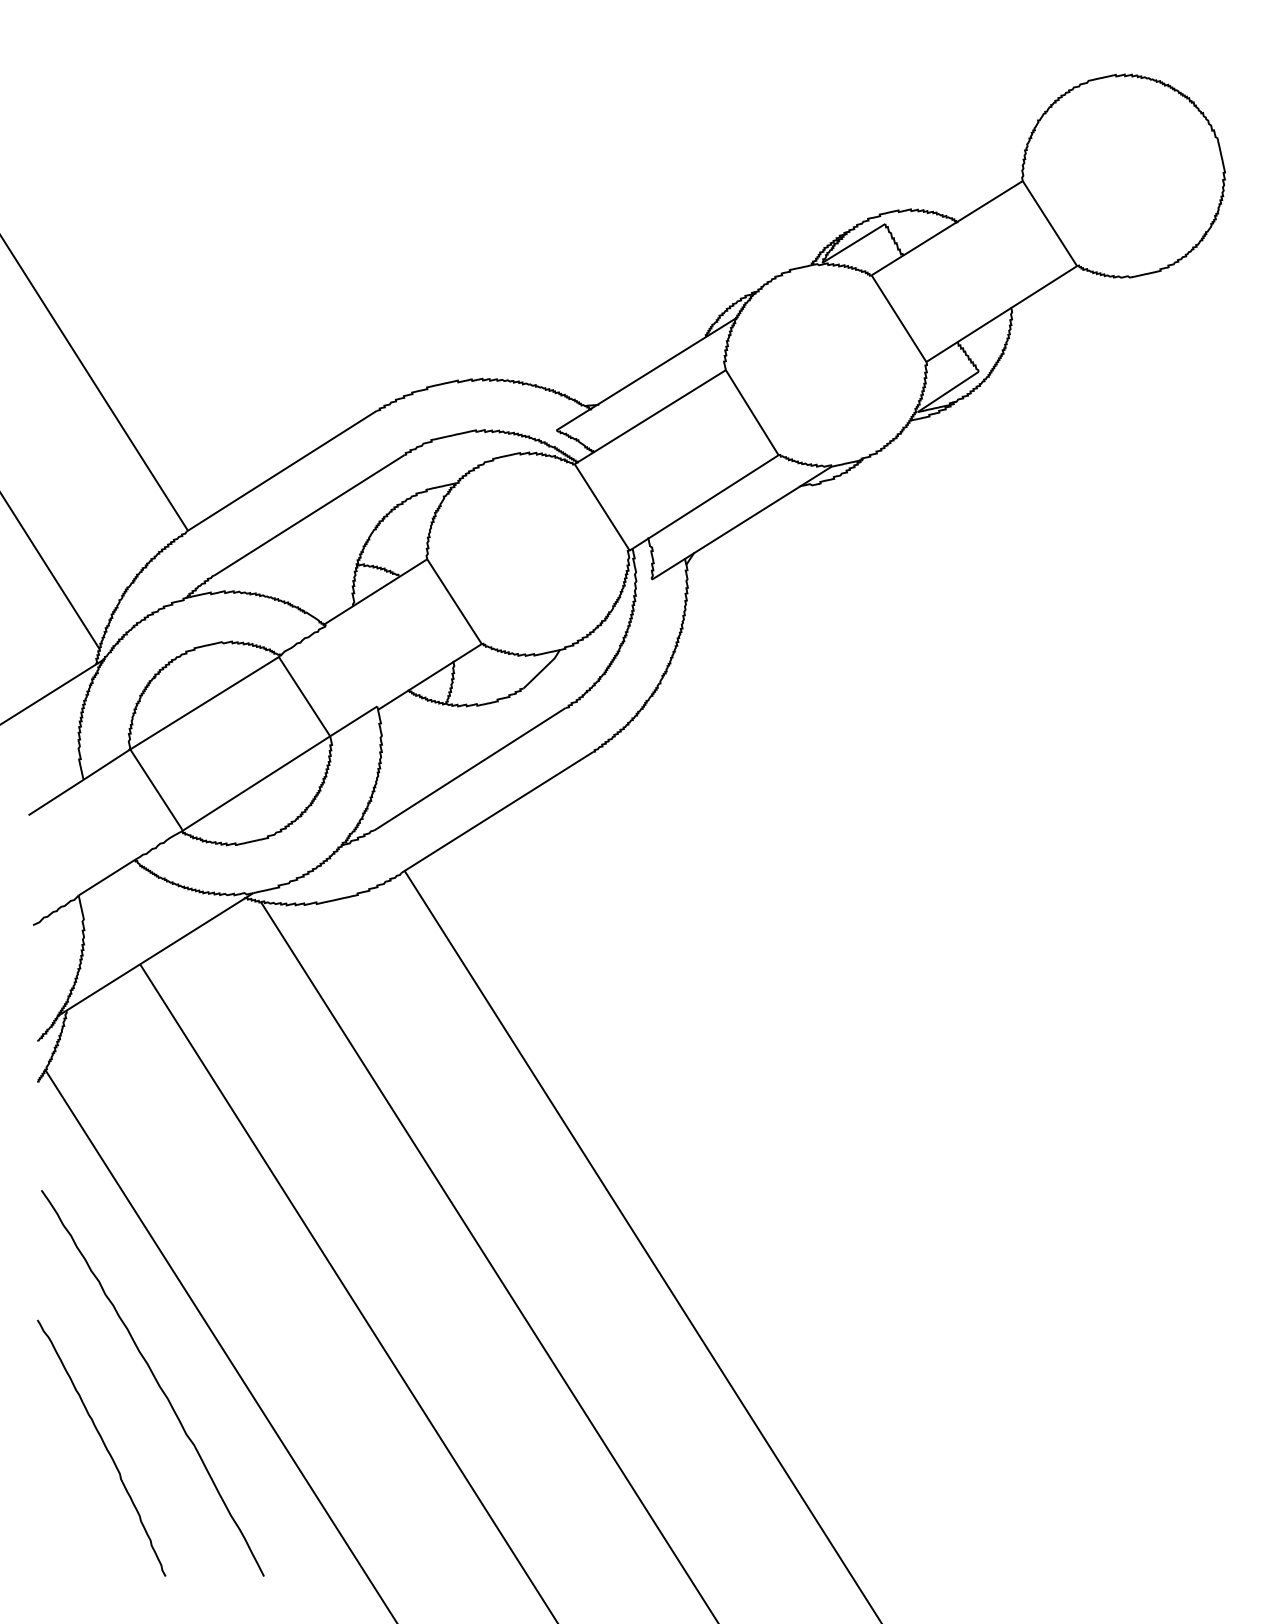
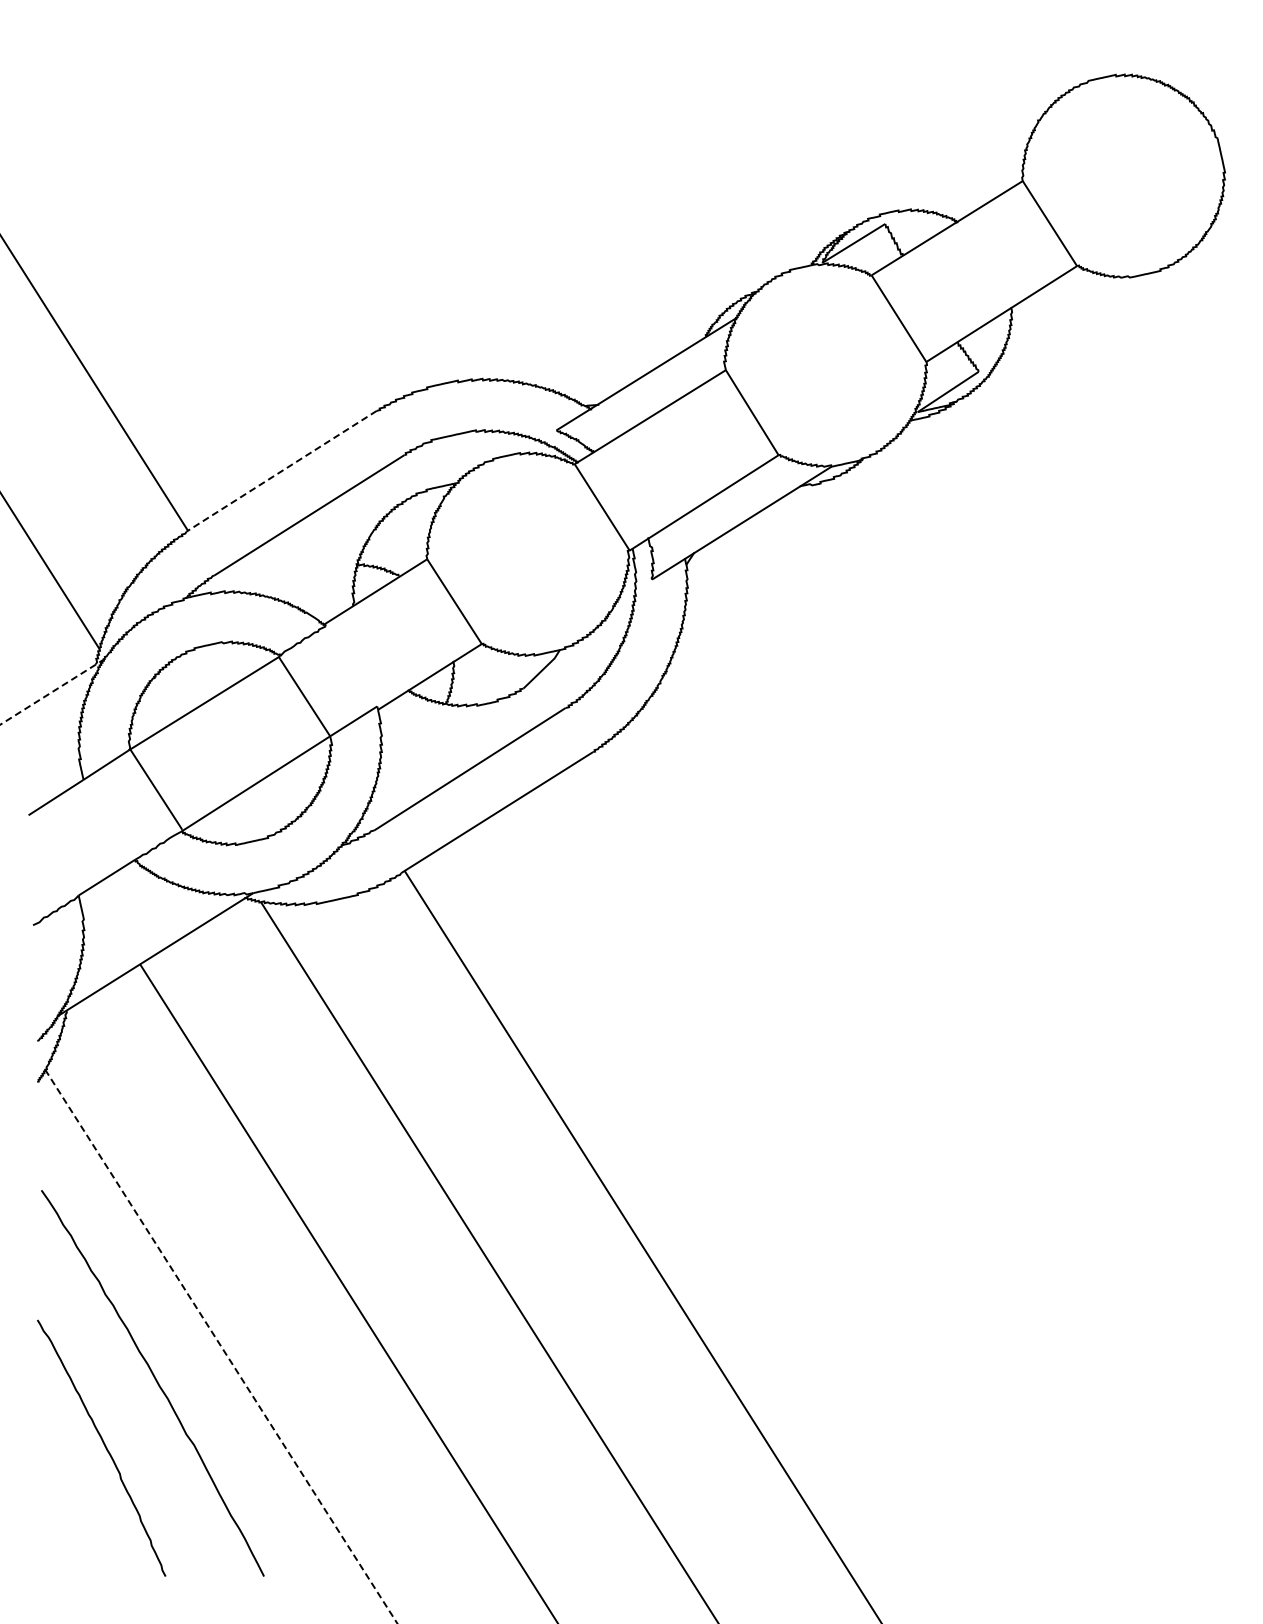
line: solid -> dashed (281, 471)
line: solid -> dashed (53, 691)
line: solid -> dashed (221, 1347)
